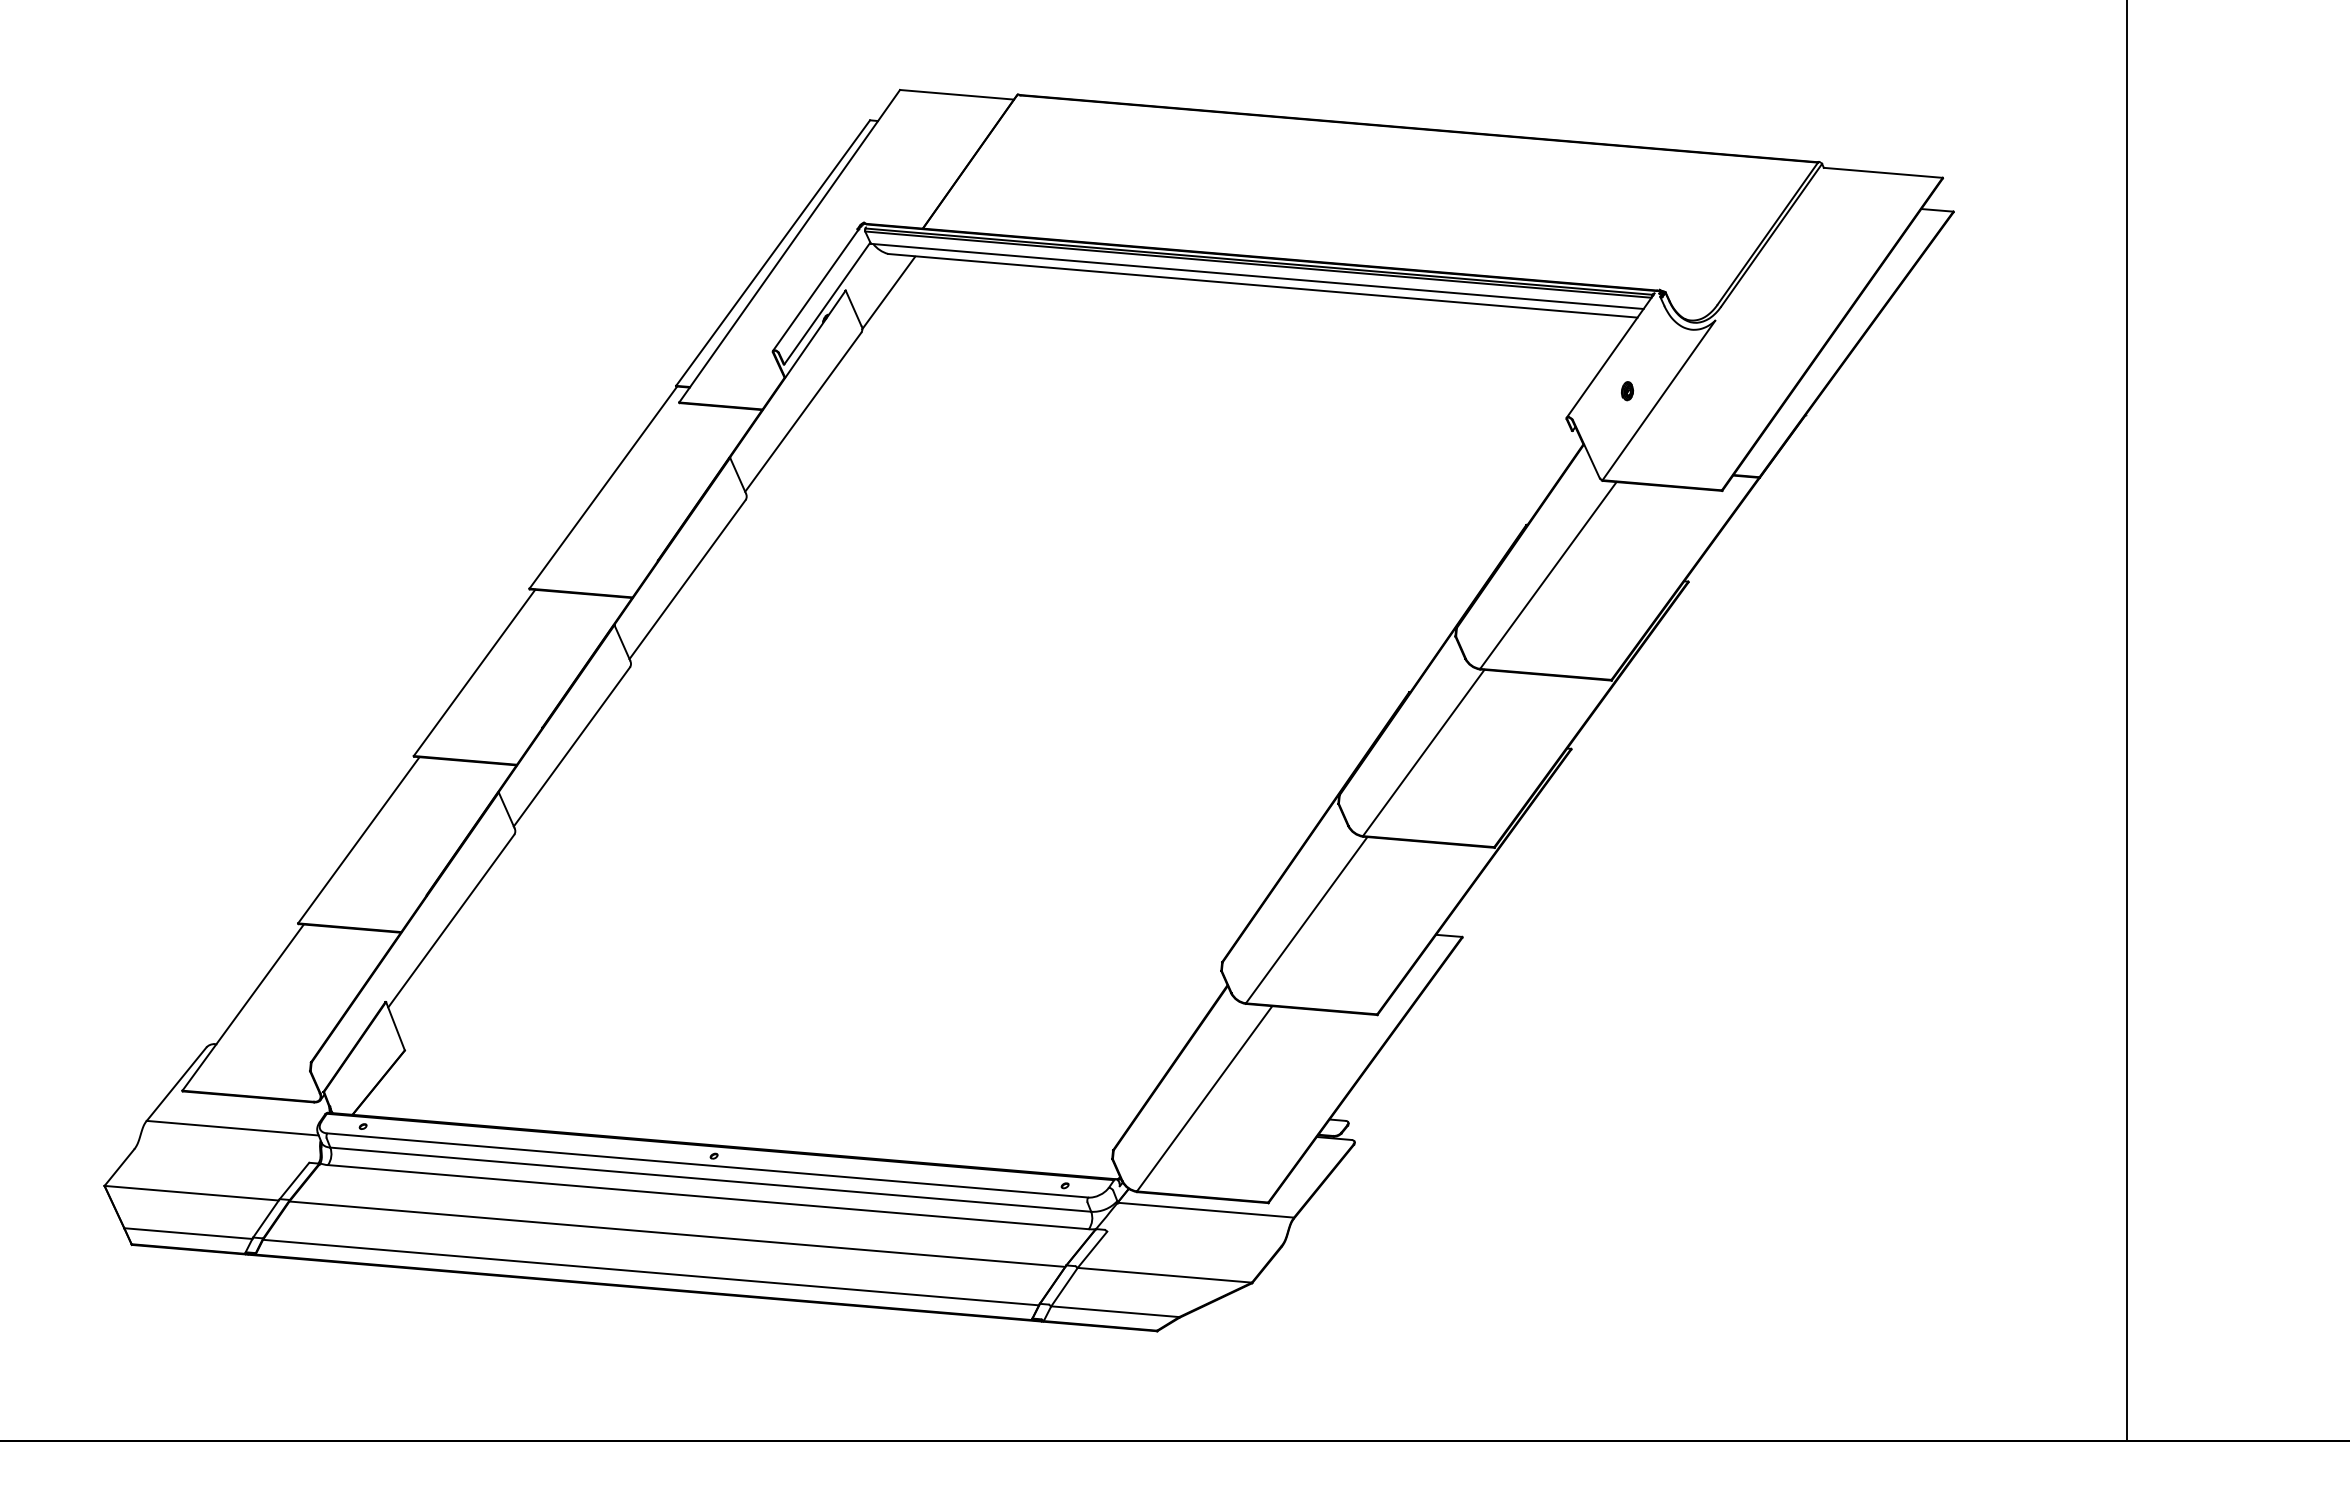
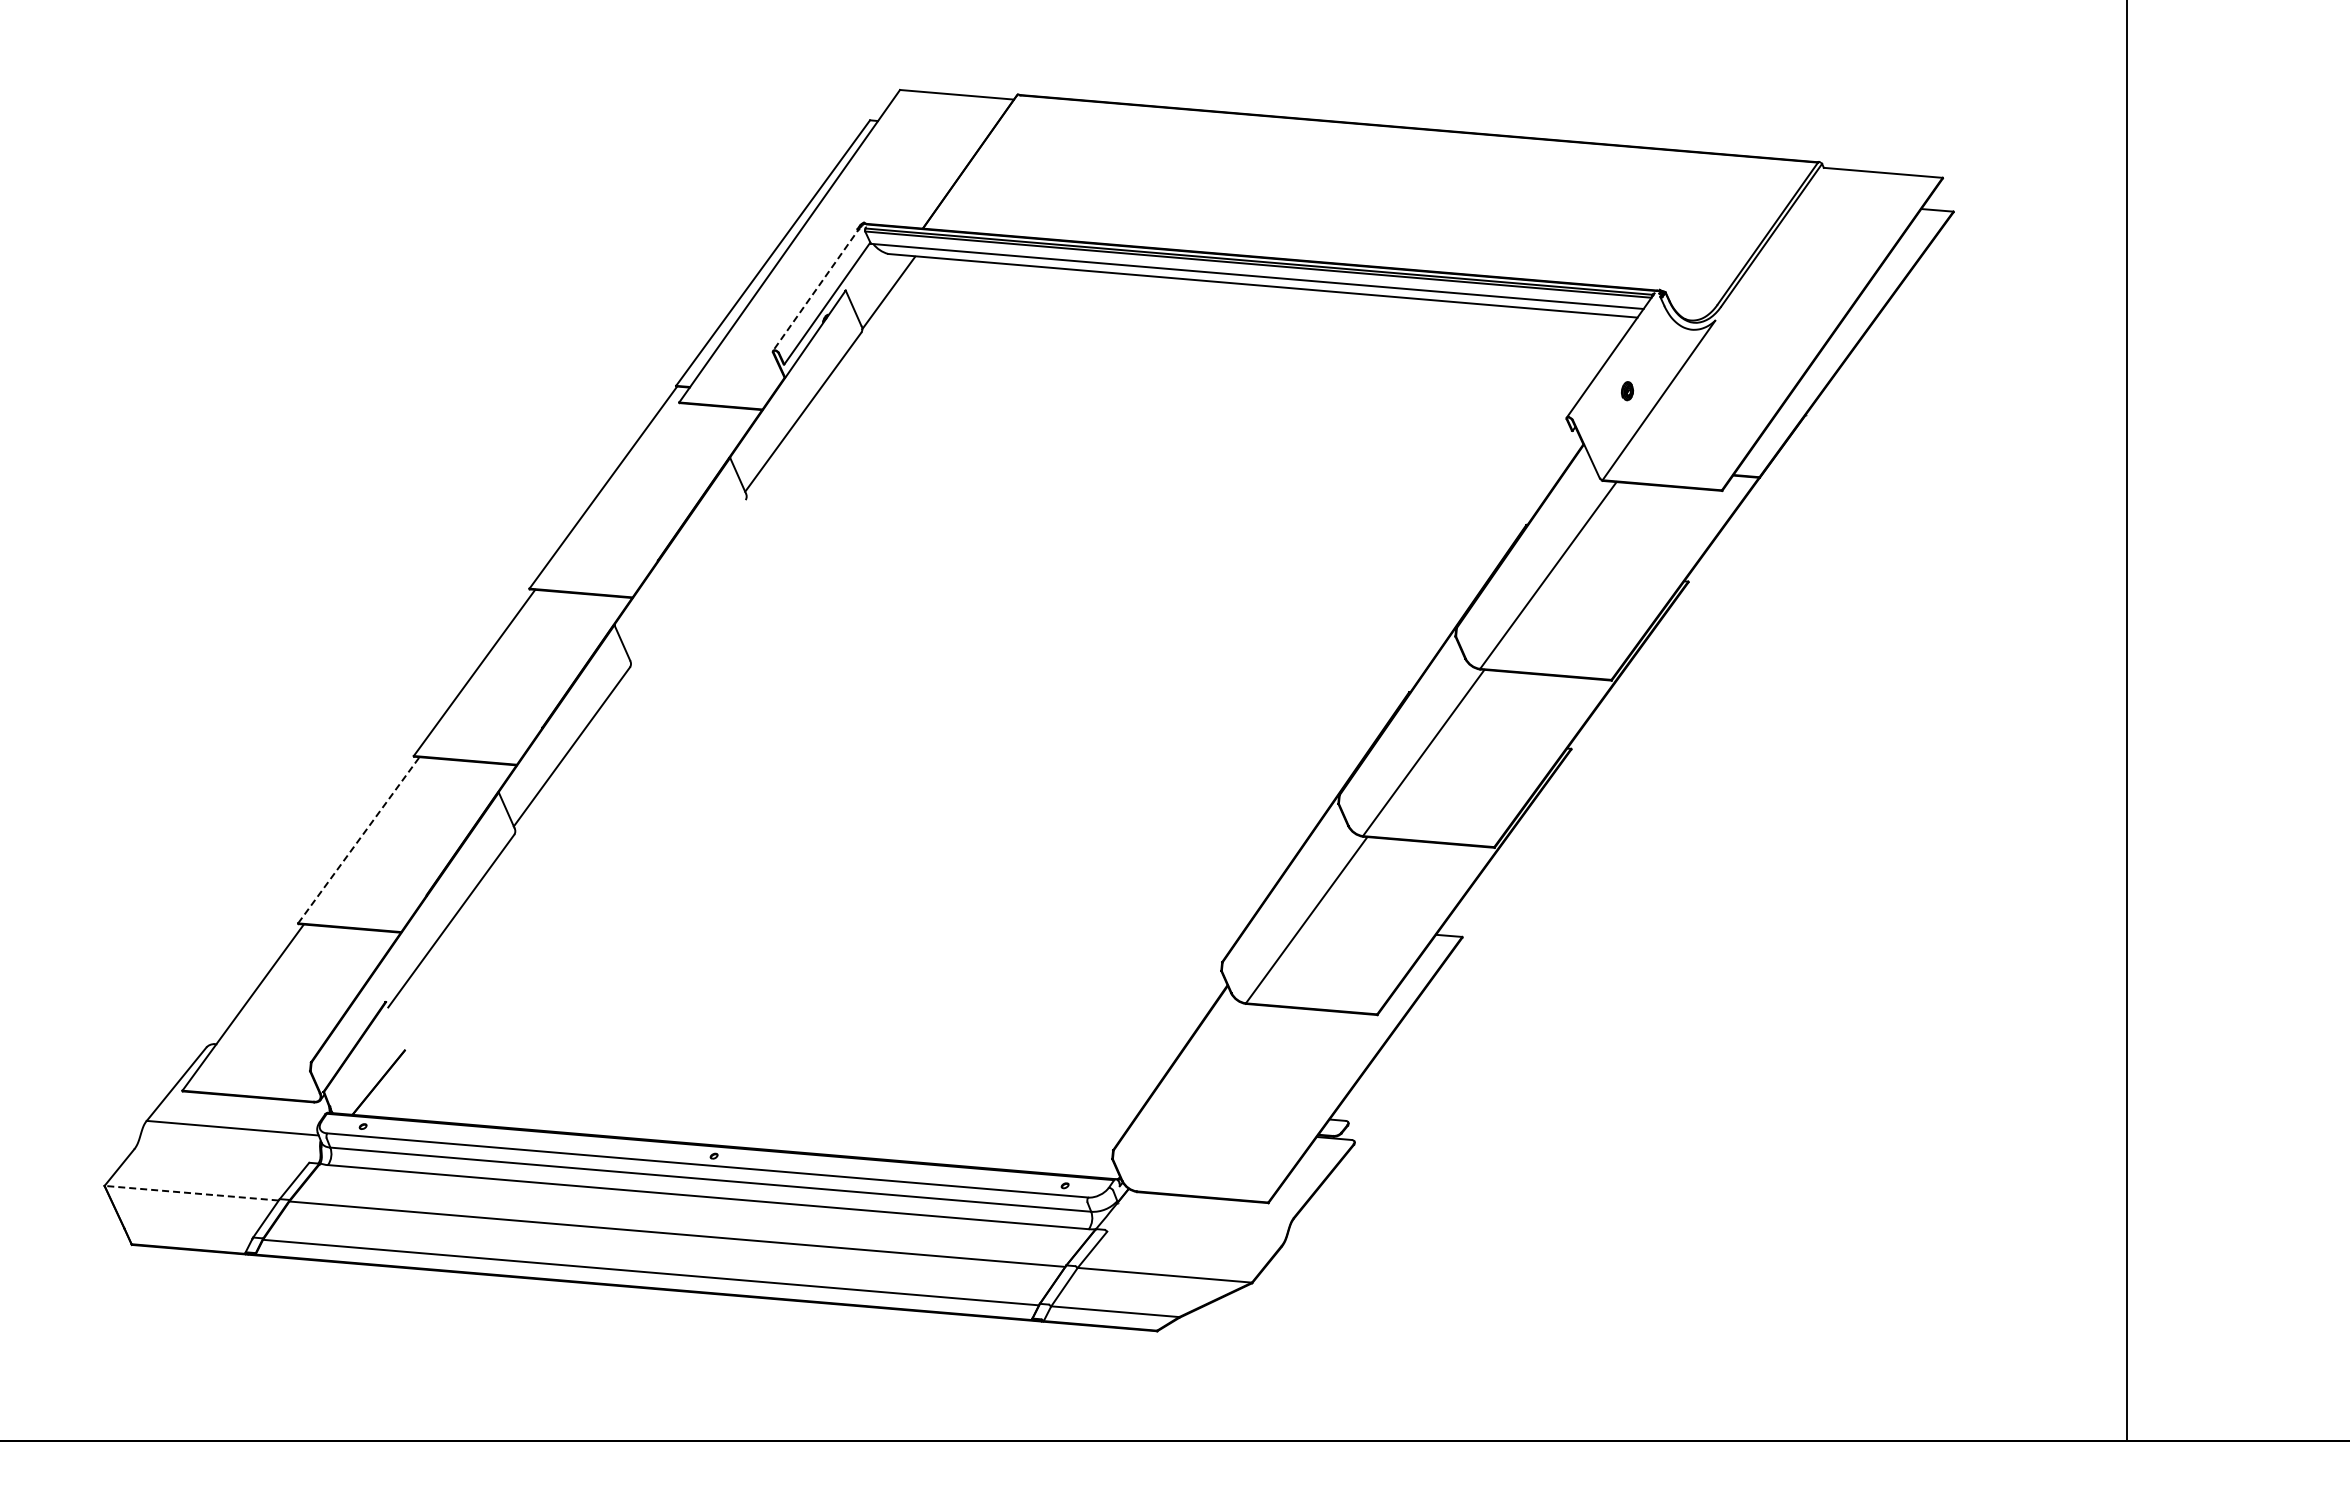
line: solid -> dashed (816, 289)
line: present -> none (687, 579)
line: solid -> dashed (358, 840)
line: present -> none (395, 1026)
line: present -> none (1204, 1098)
line: solid -> dashed (191, 1193)
line: present -> none (1205, 1209)
line: present -> none (188, 1233)
